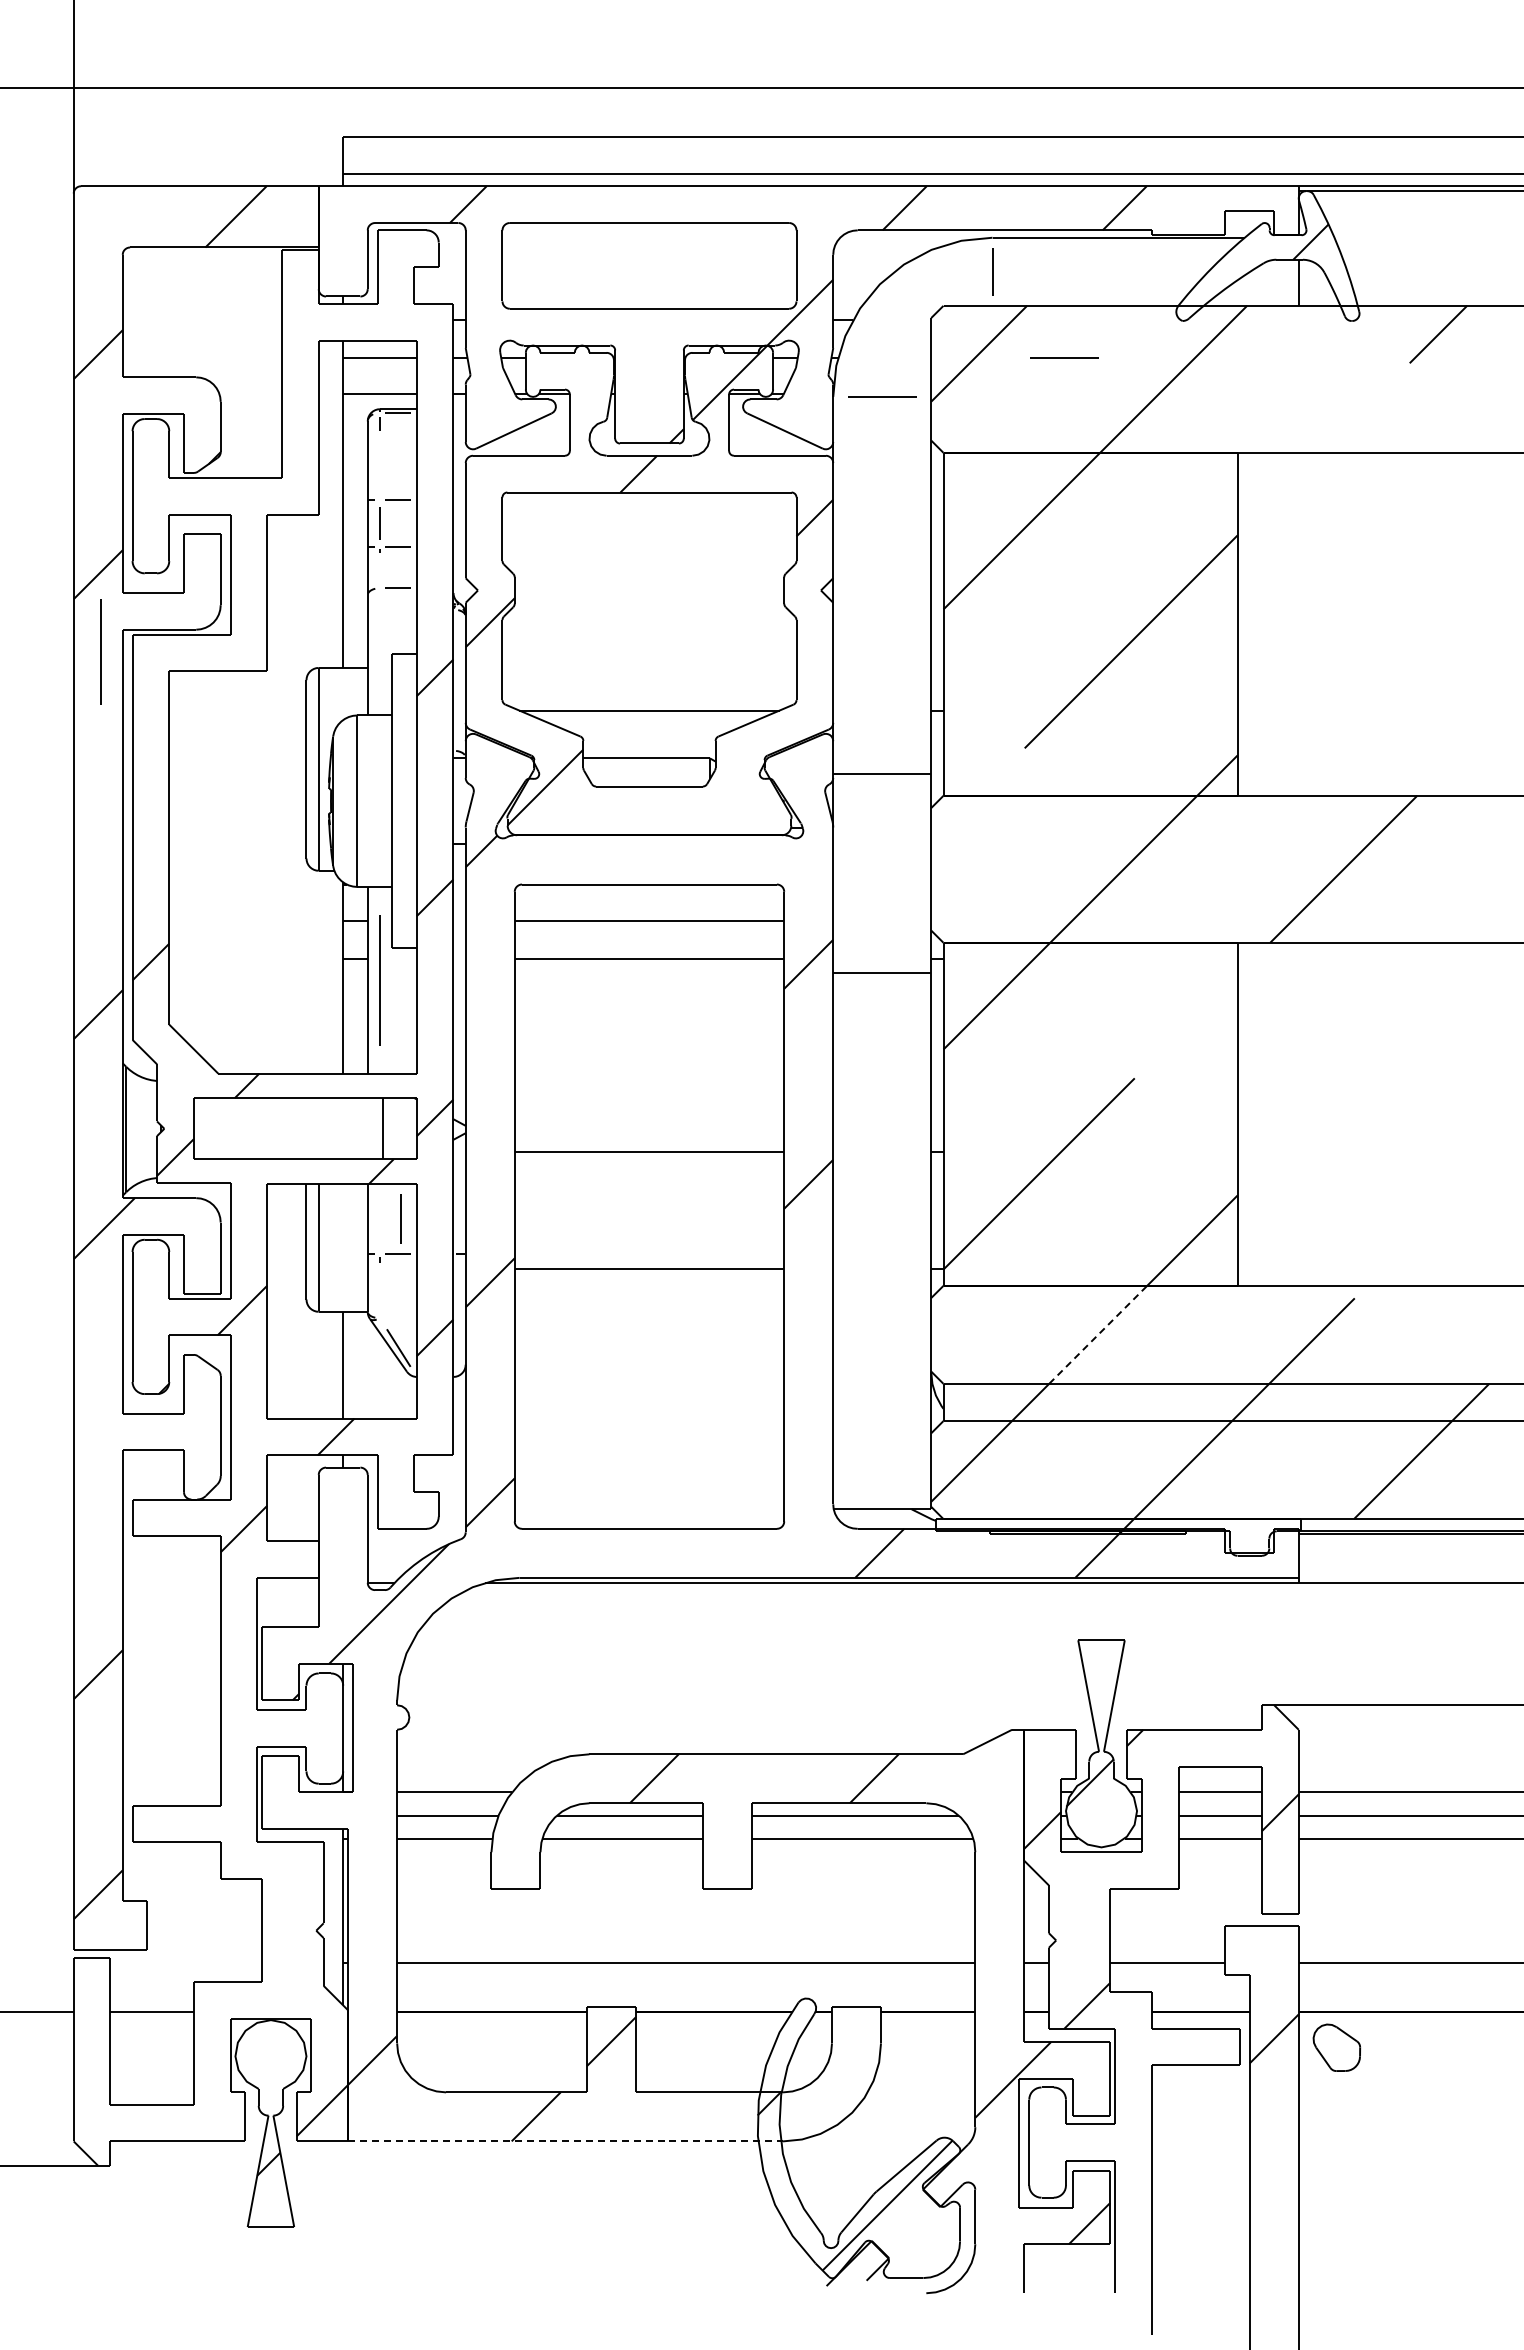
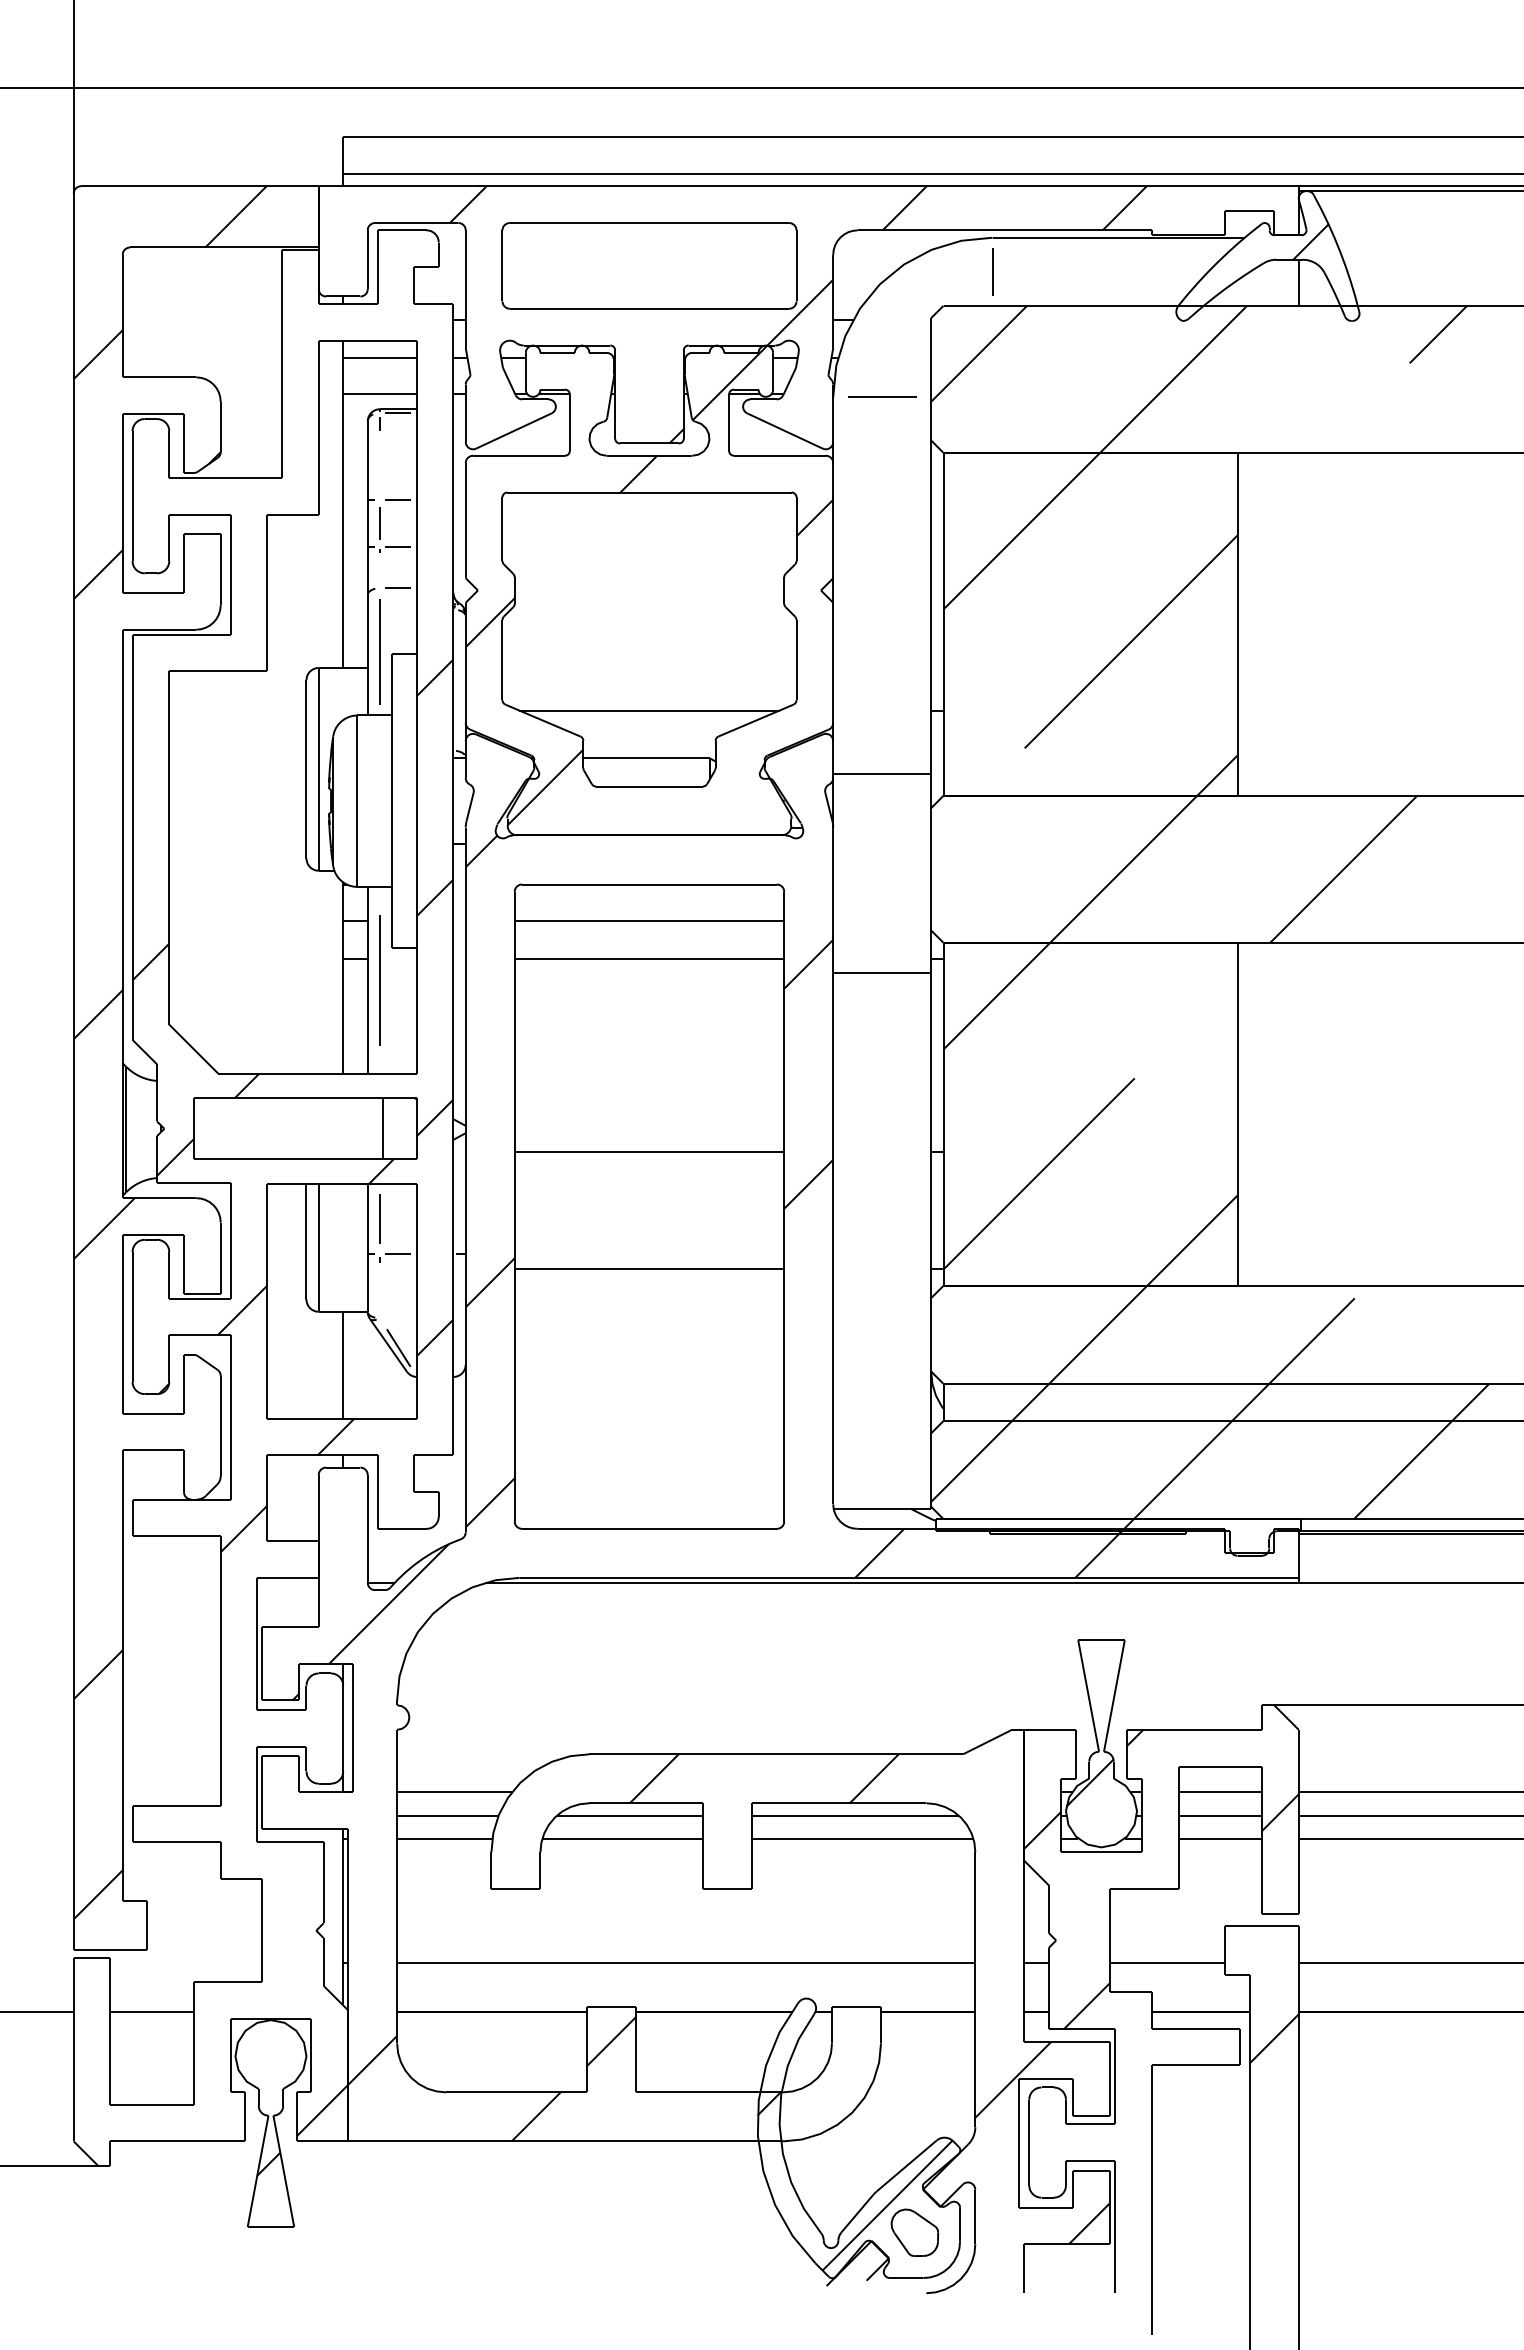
line: present -> none (1064, 357)
line position: (100, 651) -> (379, 651) (379, 651)
line position: (400, 1218) -> (379, 1218) (379, 1218)
line: dashed -> solid (1098, 1334)
part position: (1336, 2047) -> (914, 2232) (914, 2232)
line: dashed -> solid (566, 2141)
